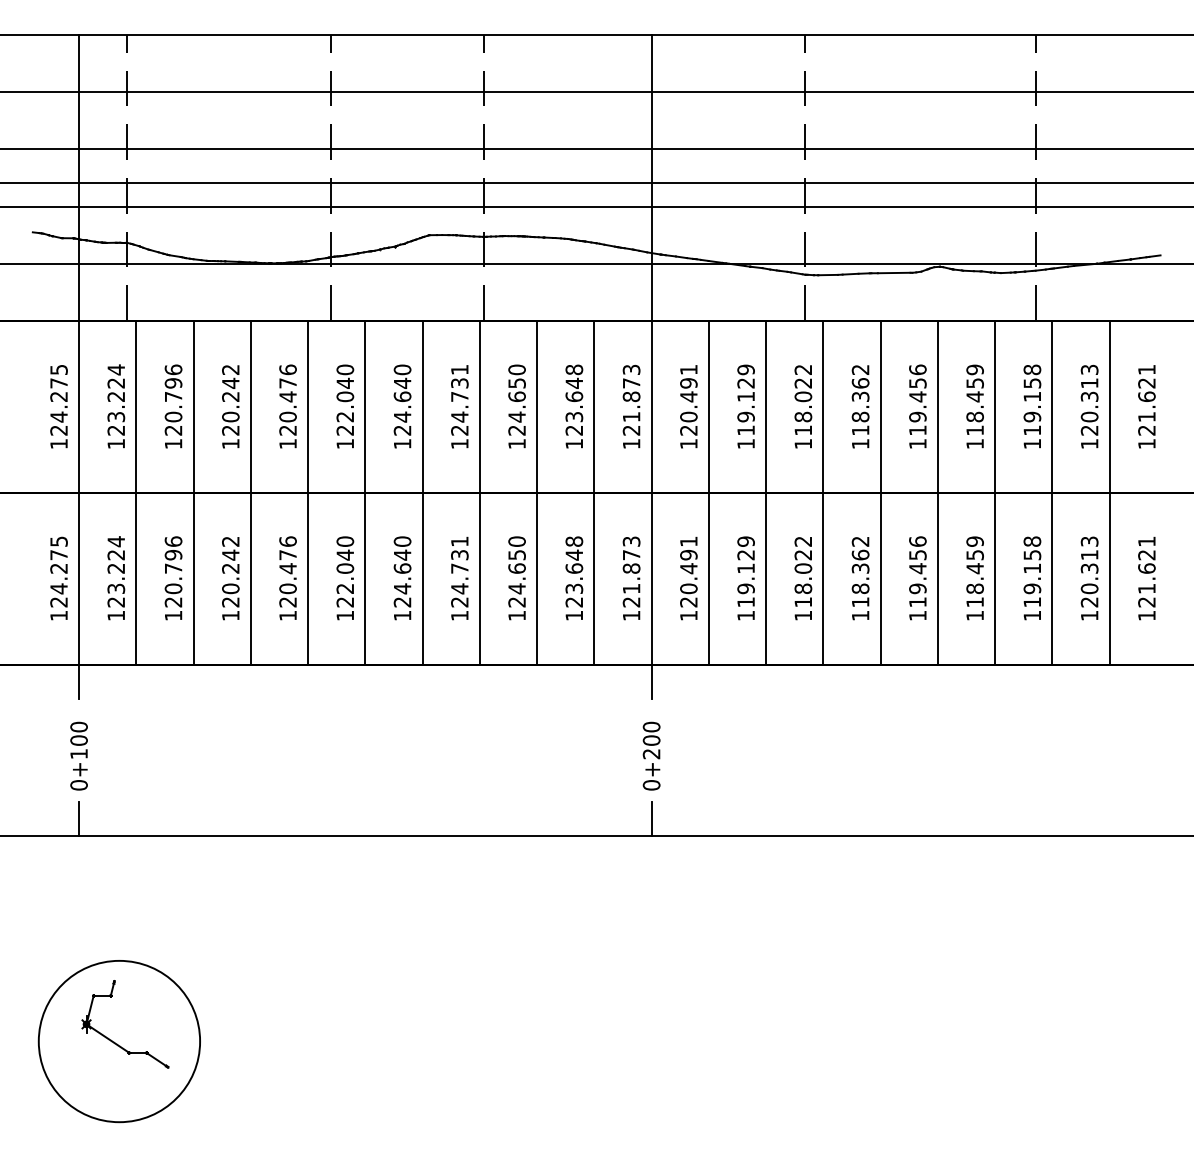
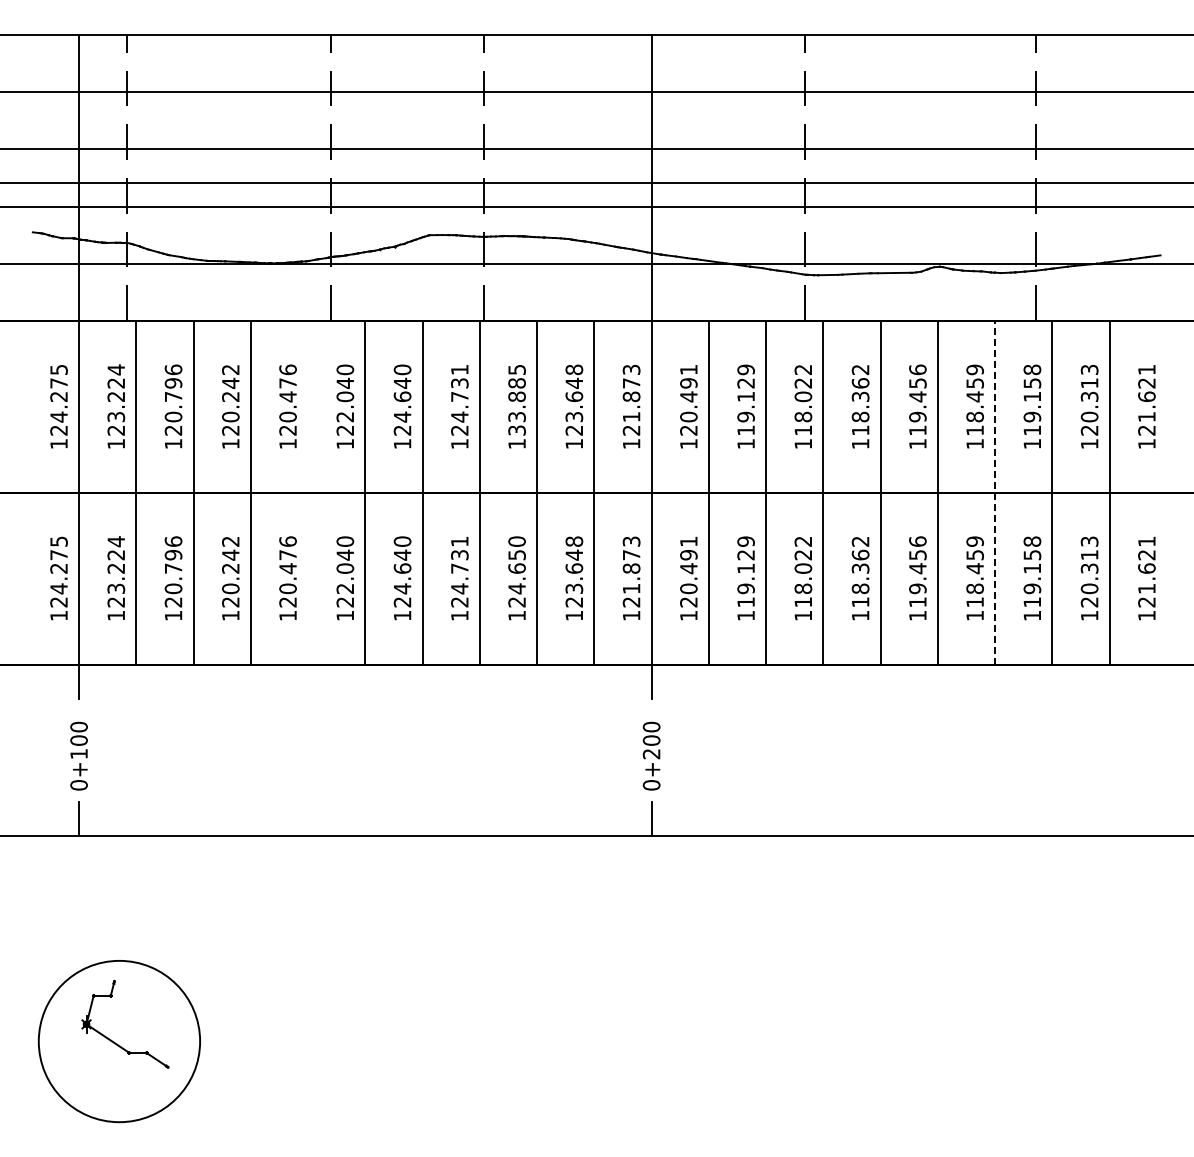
text: 124.650 -> 133.885 (516, 399)
line: present -> none (308, 492)
line: solid -> dashed (995, 492)
